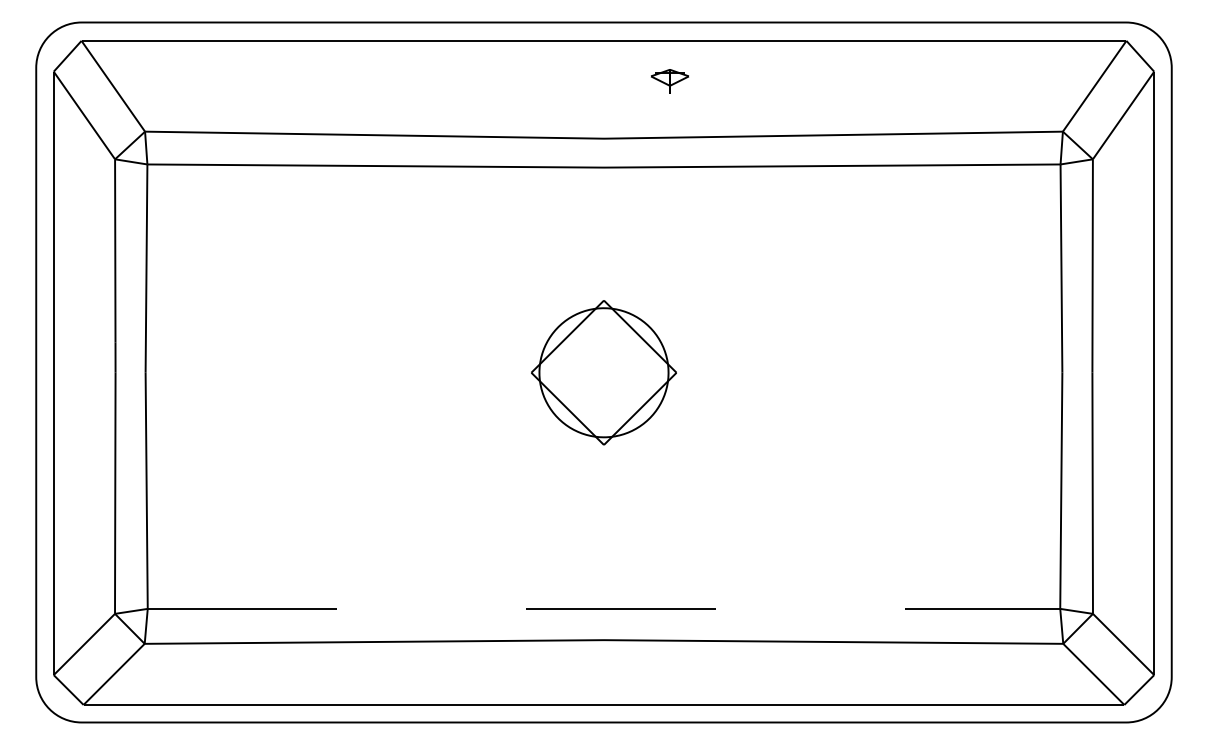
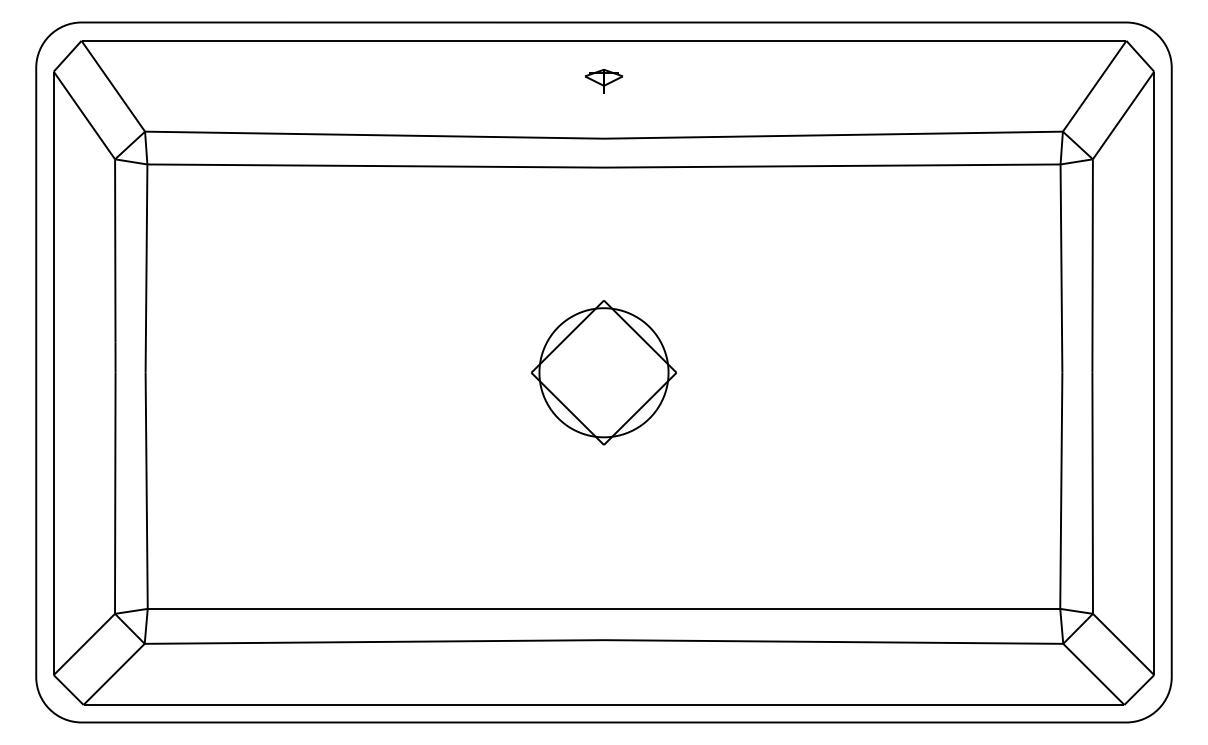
part position: (669, 81) -> (603, 81) (603, 81)
line: dashed -> solid (604, 608)
